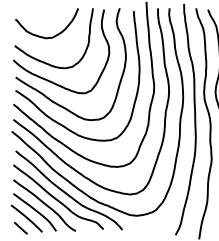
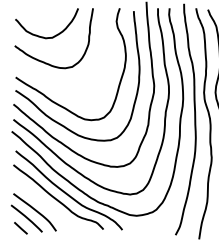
curve: present -> none (48, 79)
curve: present -> none (44, 204)
